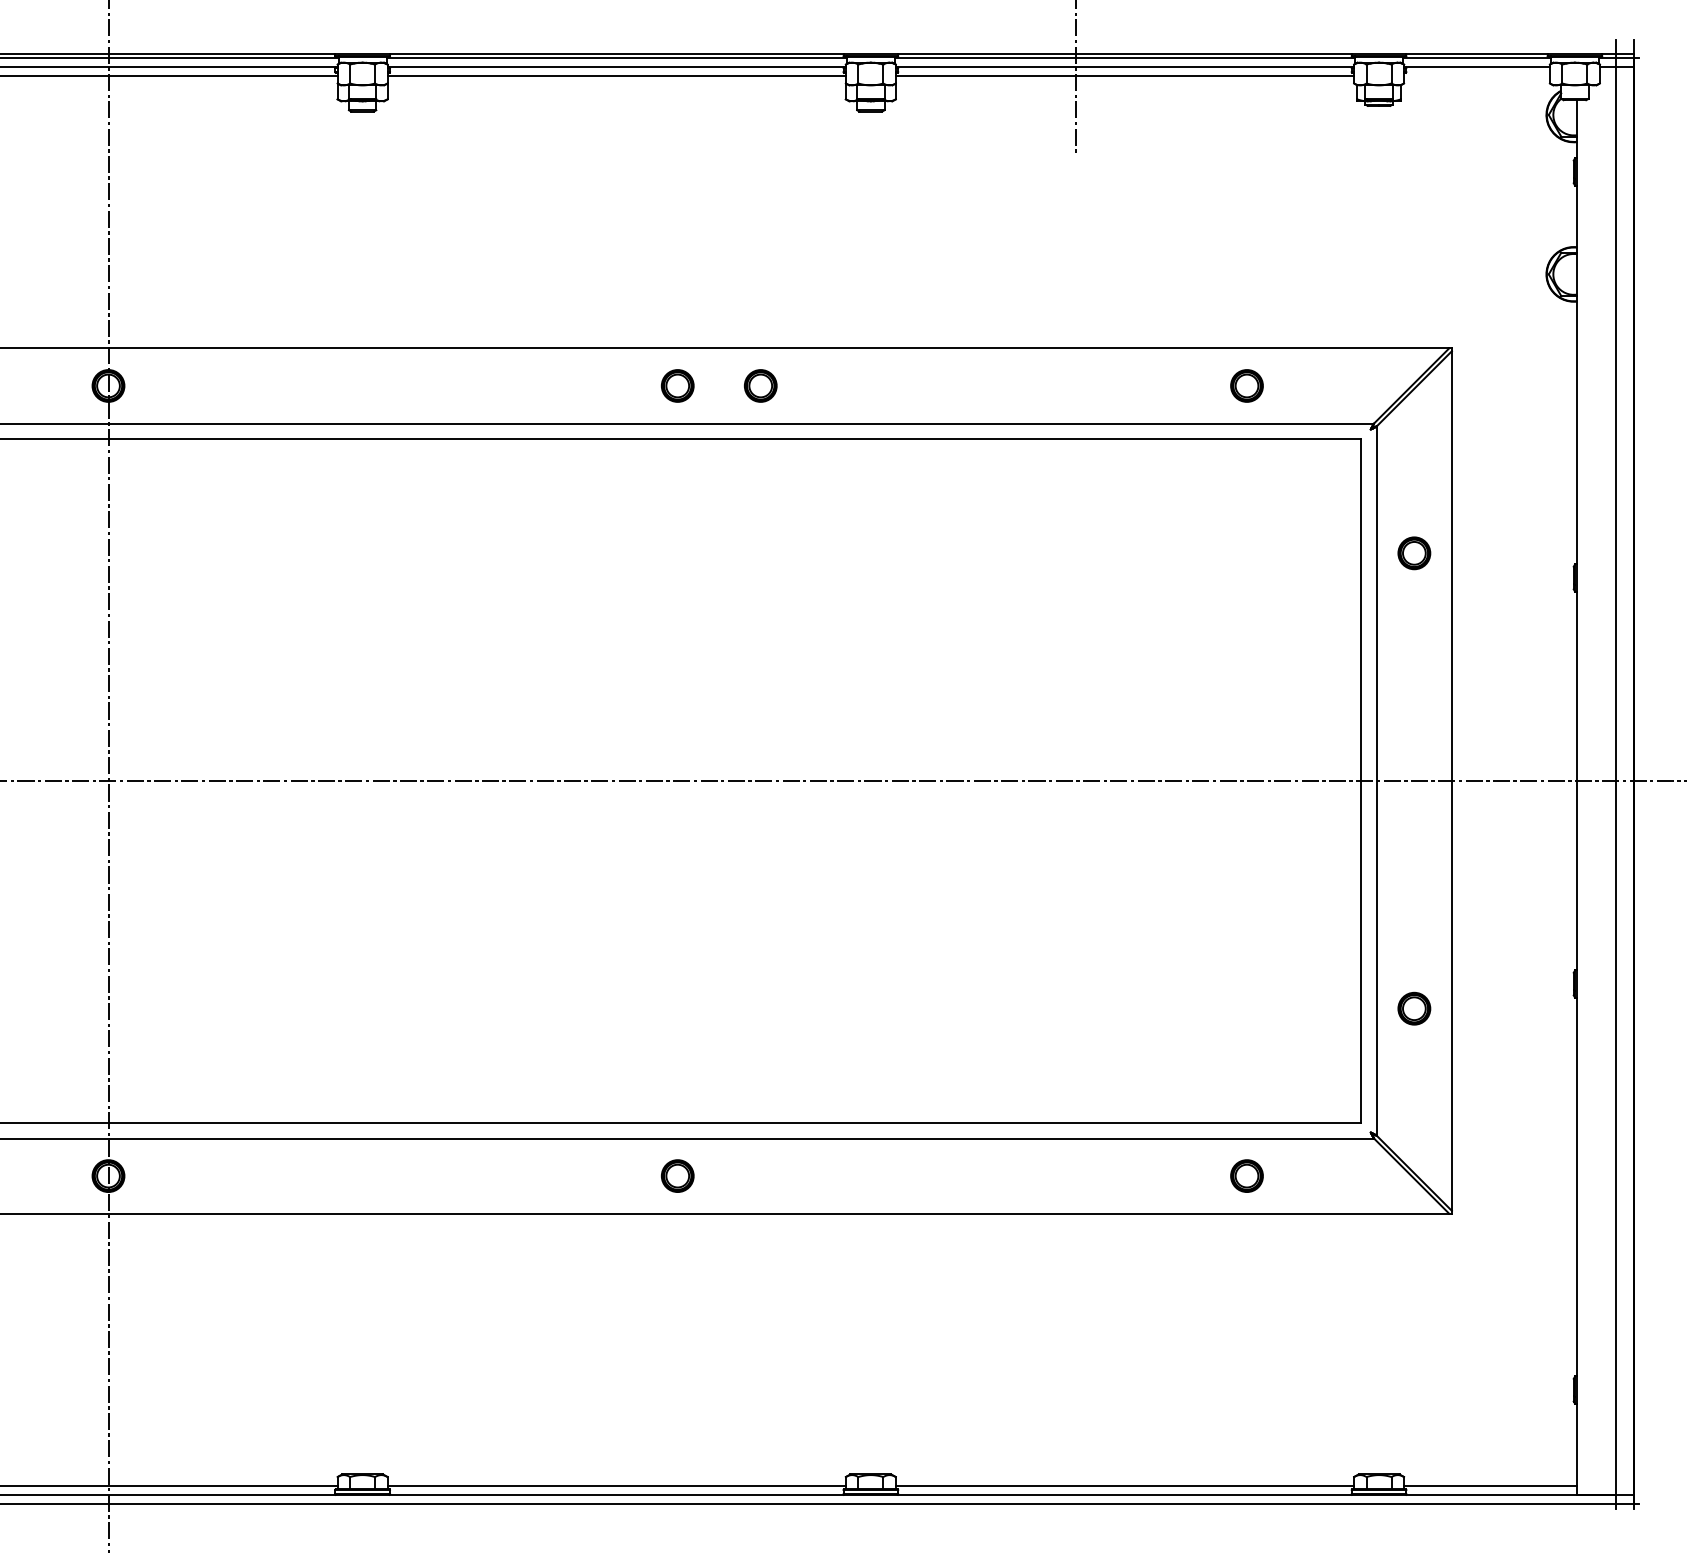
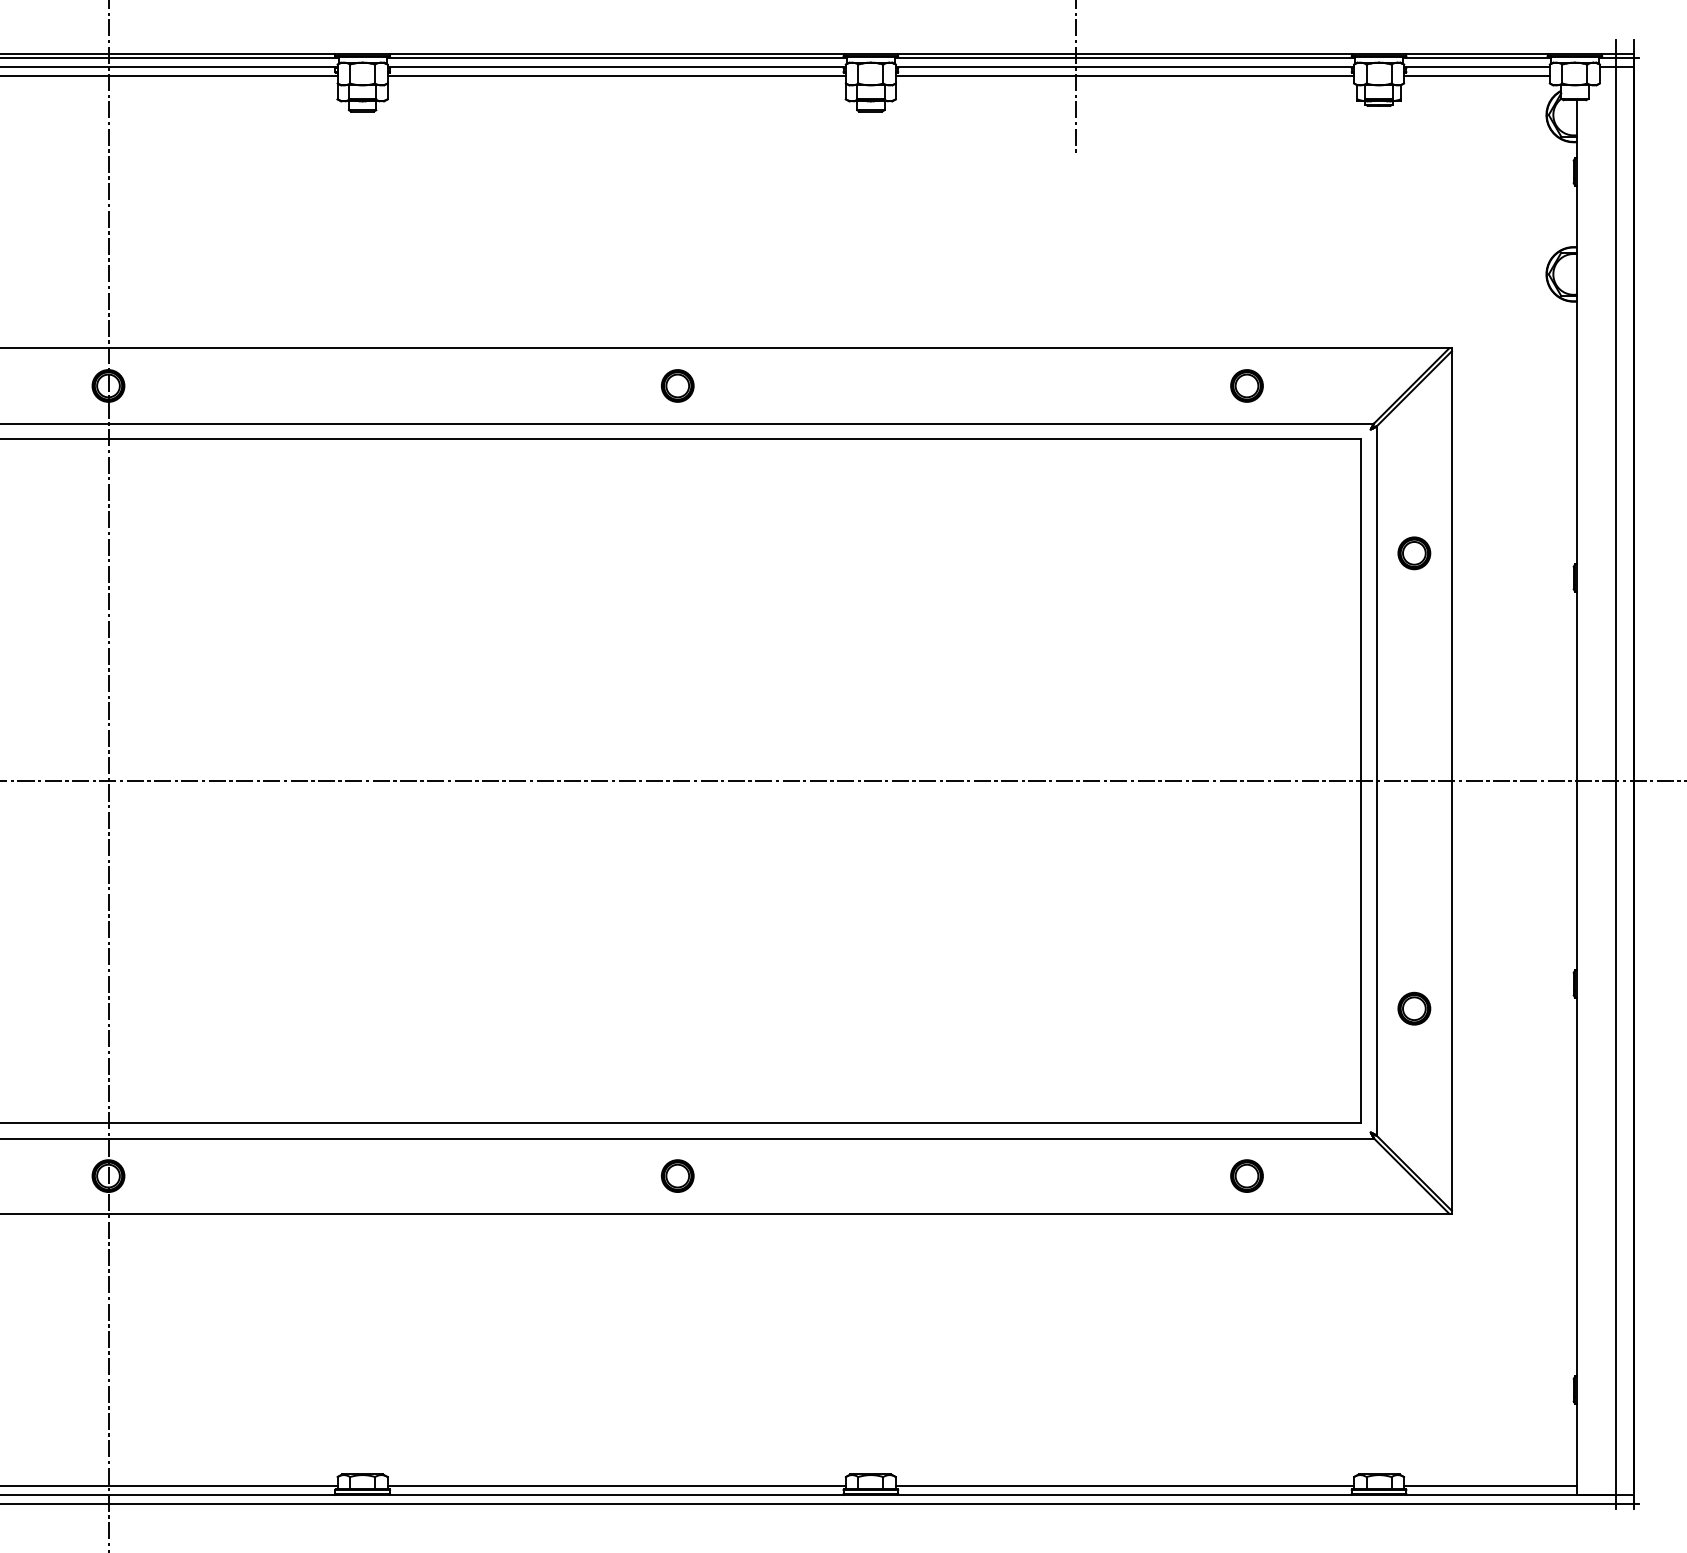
line: none -> present (1476, 76)
part: present -> none (760, 385)
